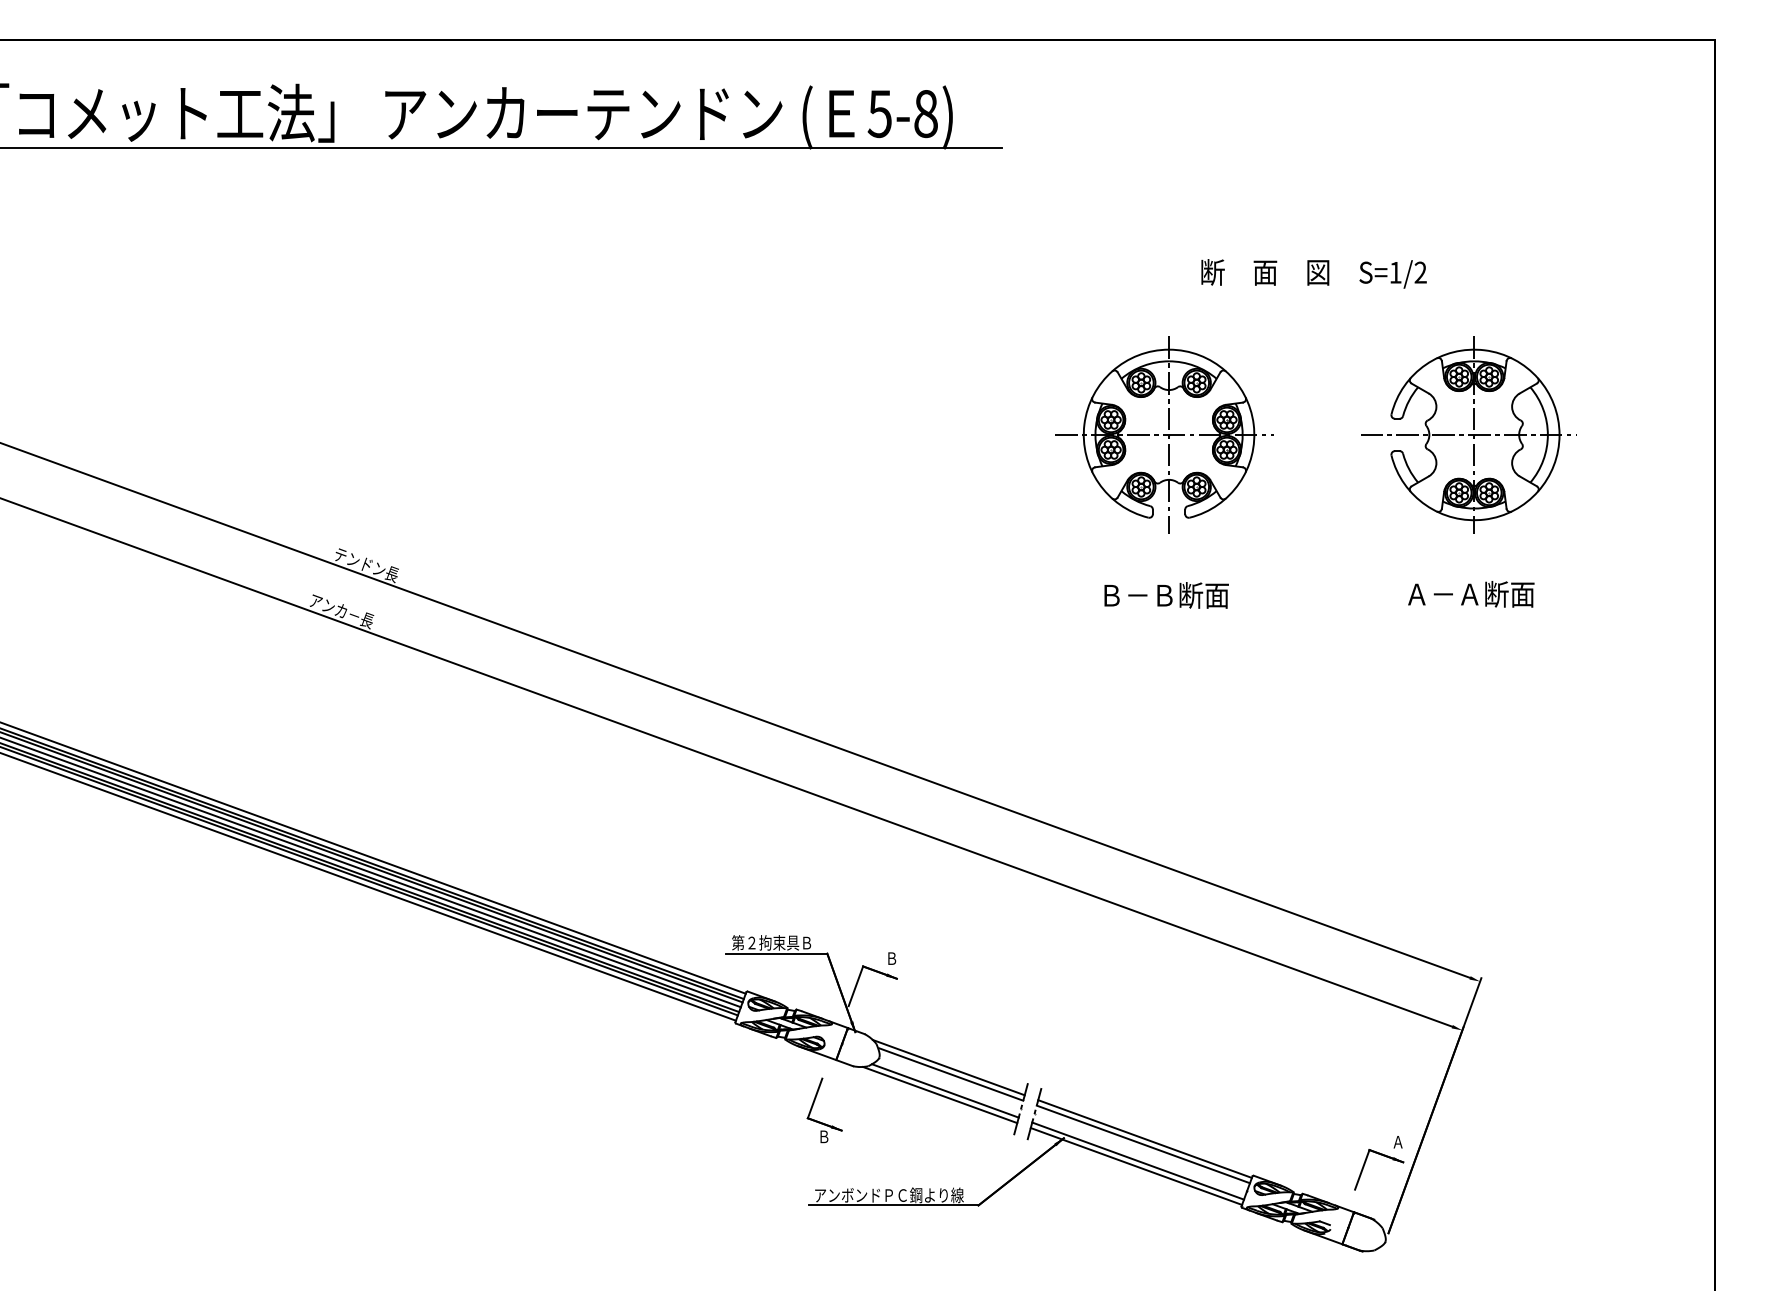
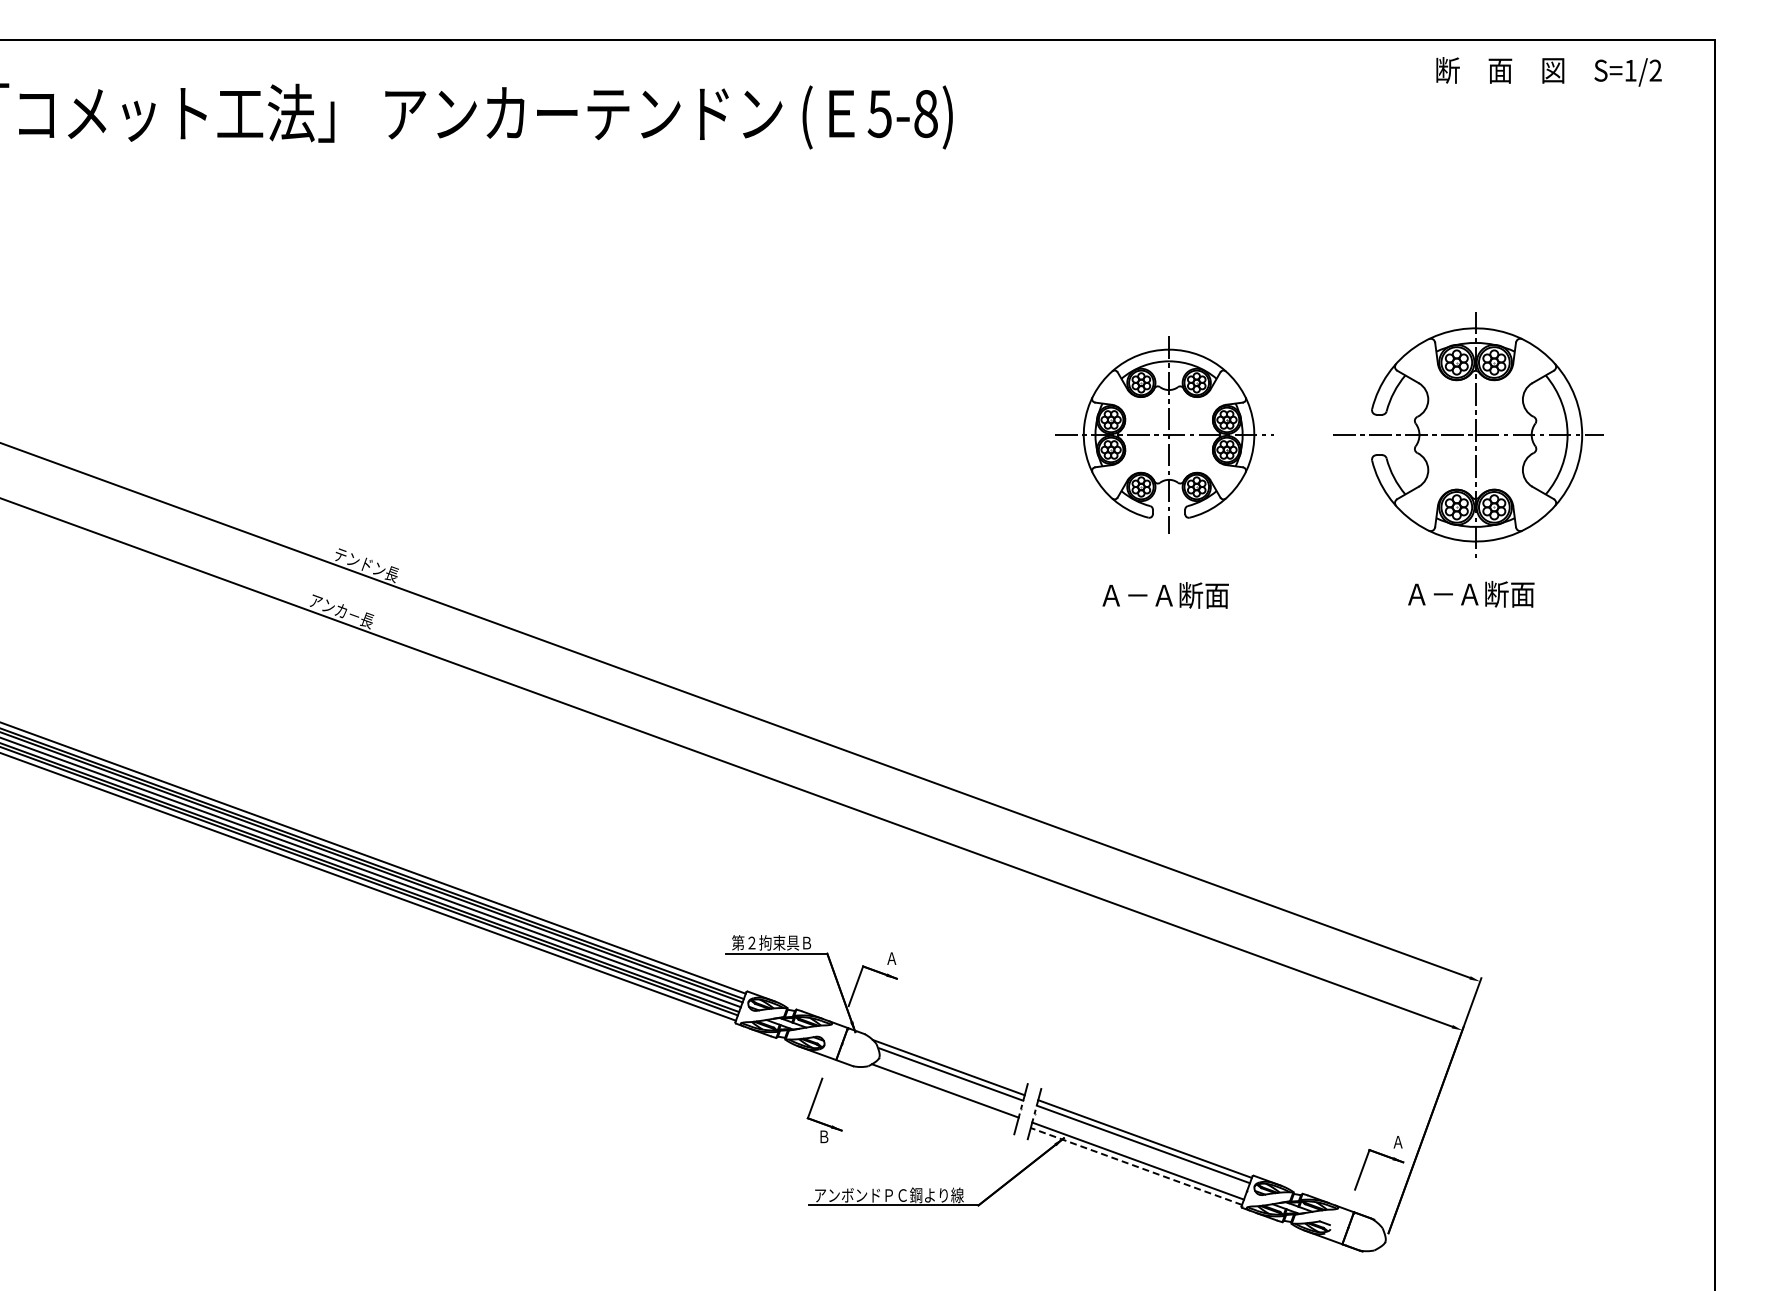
line: present -> none (502, 148)
text position: (1313, 273) -> (1548, 71) (1548, 71)
part size: 216x198 px -> 271x246 px (1468, 434)
text: Ｂ－Ｂ断面 -> Ａ－Ａ断面 (1137, 595)
text: Ｂ -> Ａ (891, 958)
line: present -> none (940, 1094)
line: solid -> dashed (1135, 1166)
